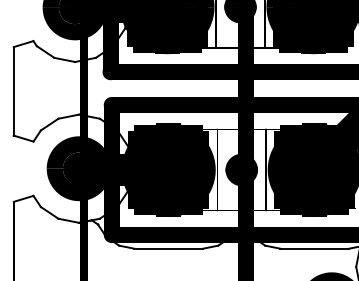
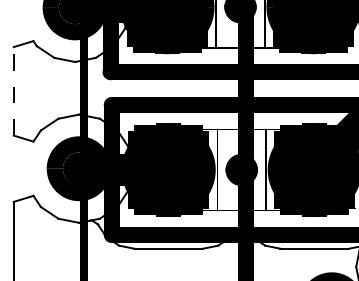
line: solid -> dashed (13, 90)
